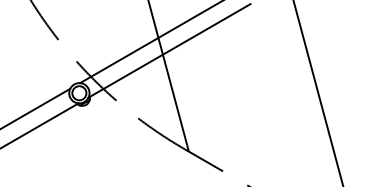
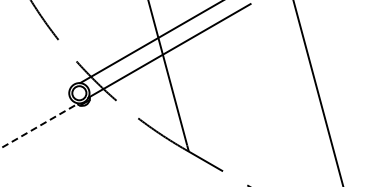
line: present -> none (36, 107)
line: solid -> dashed (39, 125)
